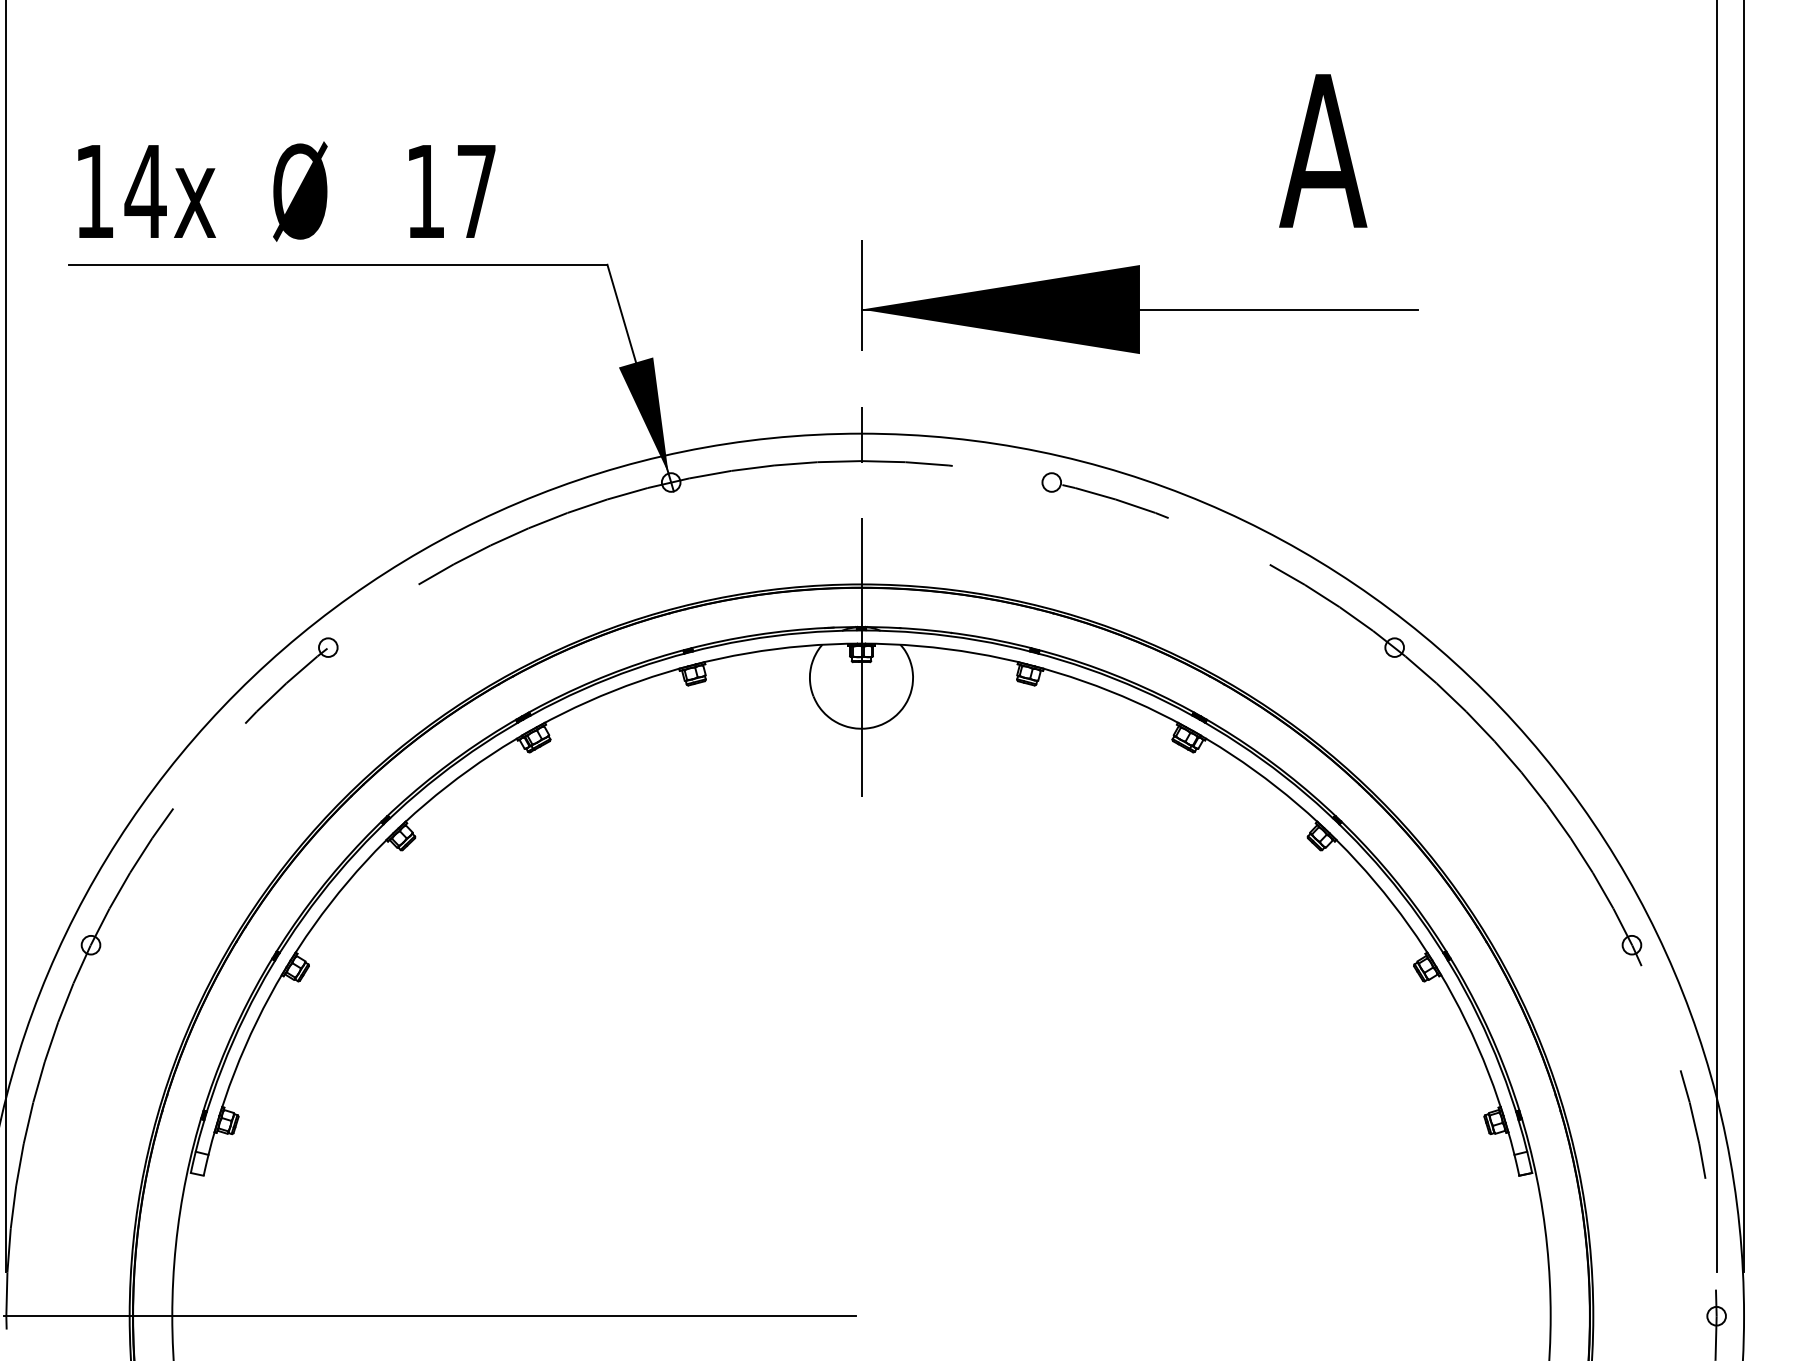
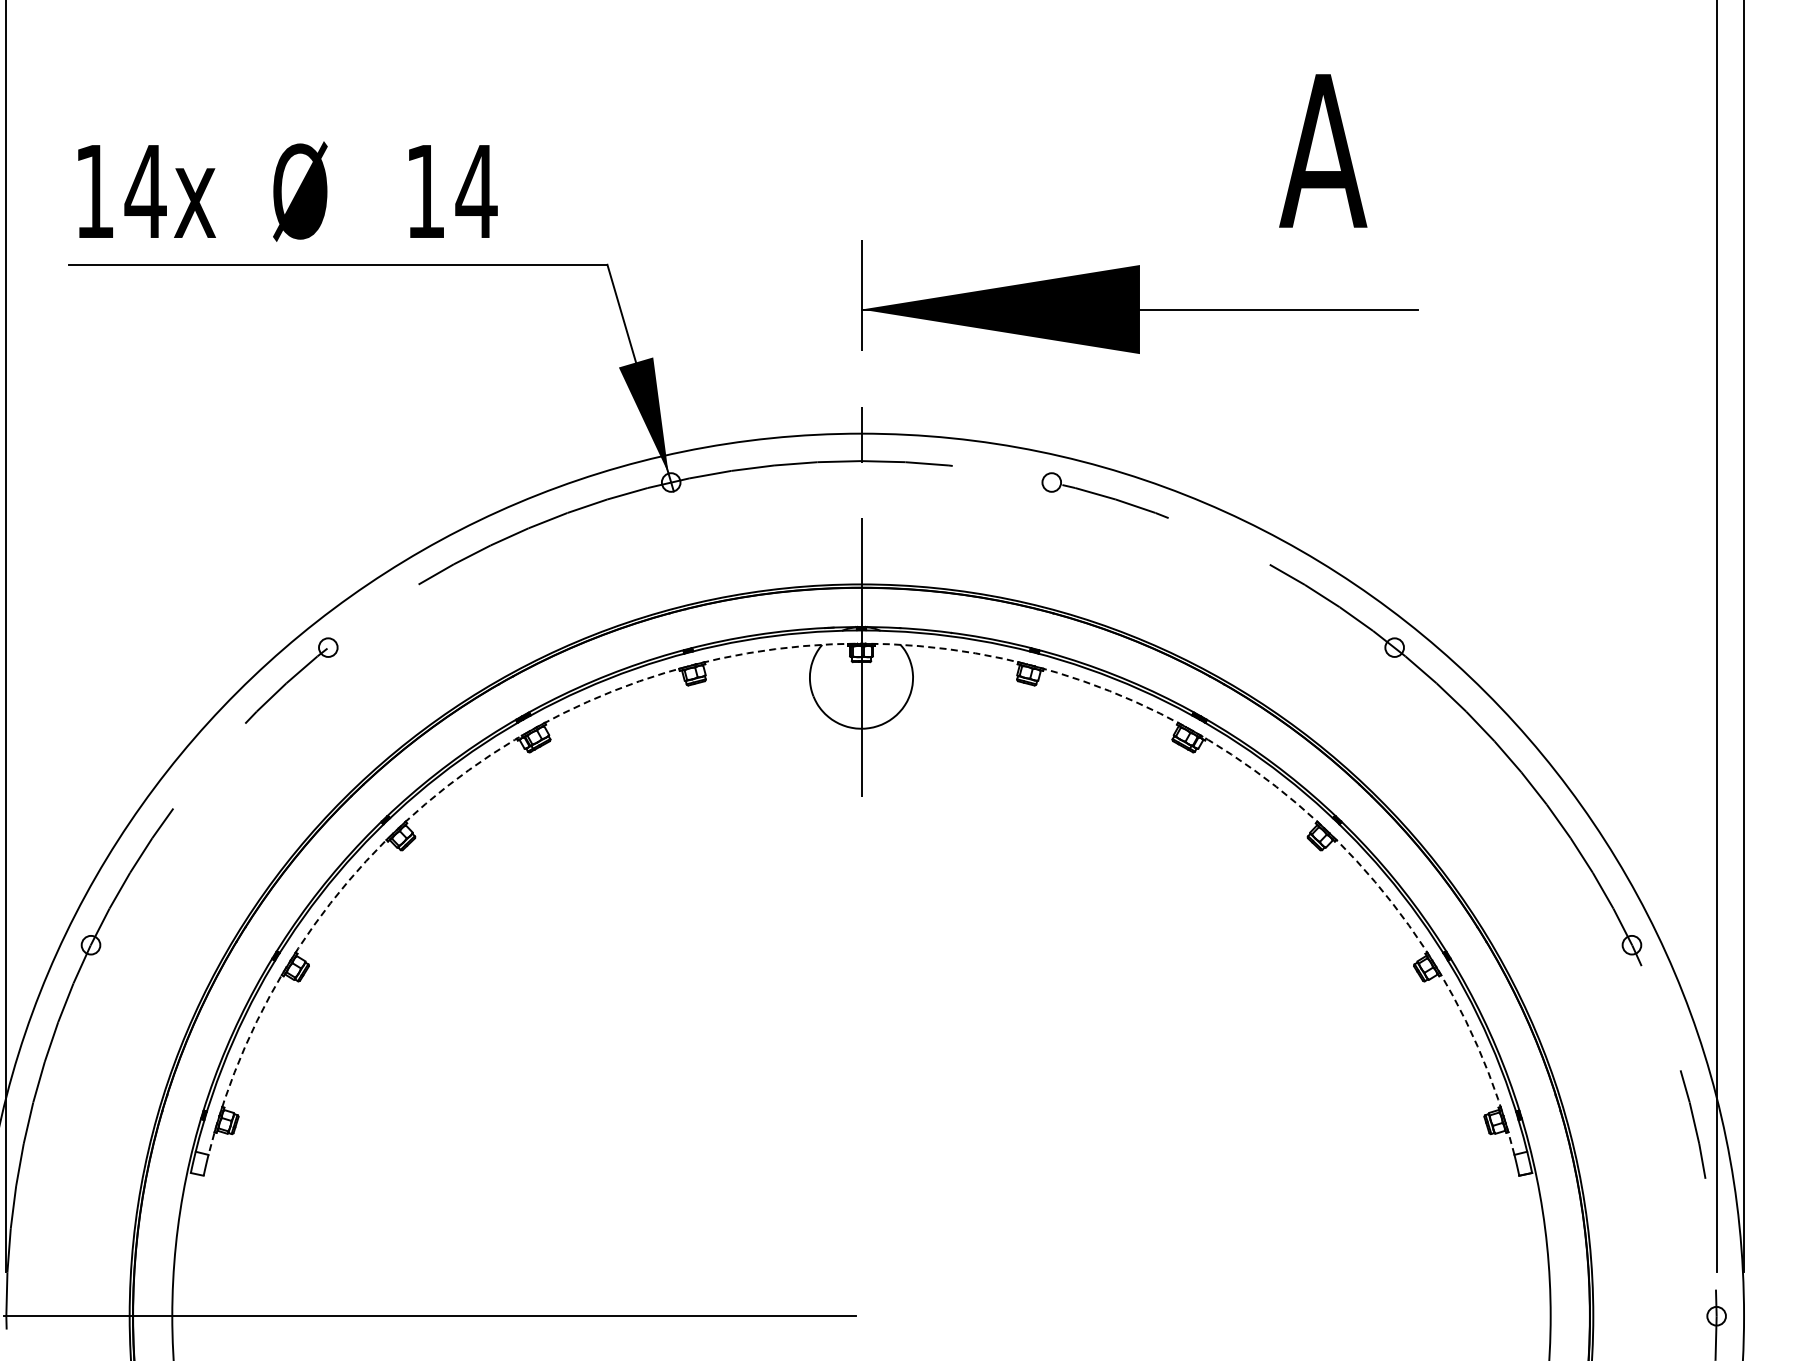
text: 17 -> 14 (476, 191)
arc: solid -> dashed (861, 643)
